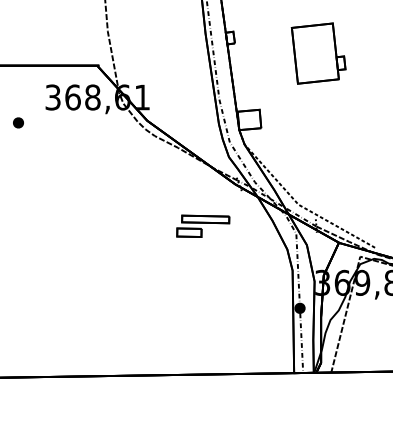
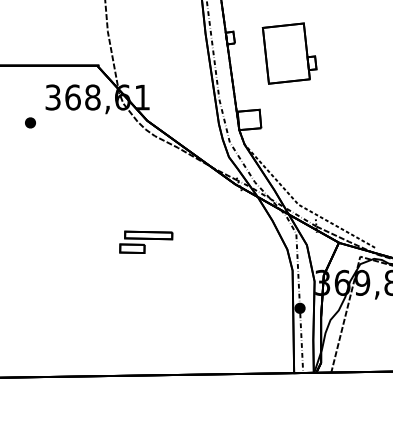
part position: (318, 53) -> (289, 53) (289, 53)
part position: (18, 122) -> (30, 122) (30, 122)
part position: (203, 225) -> (146, 241) (146, 241)
